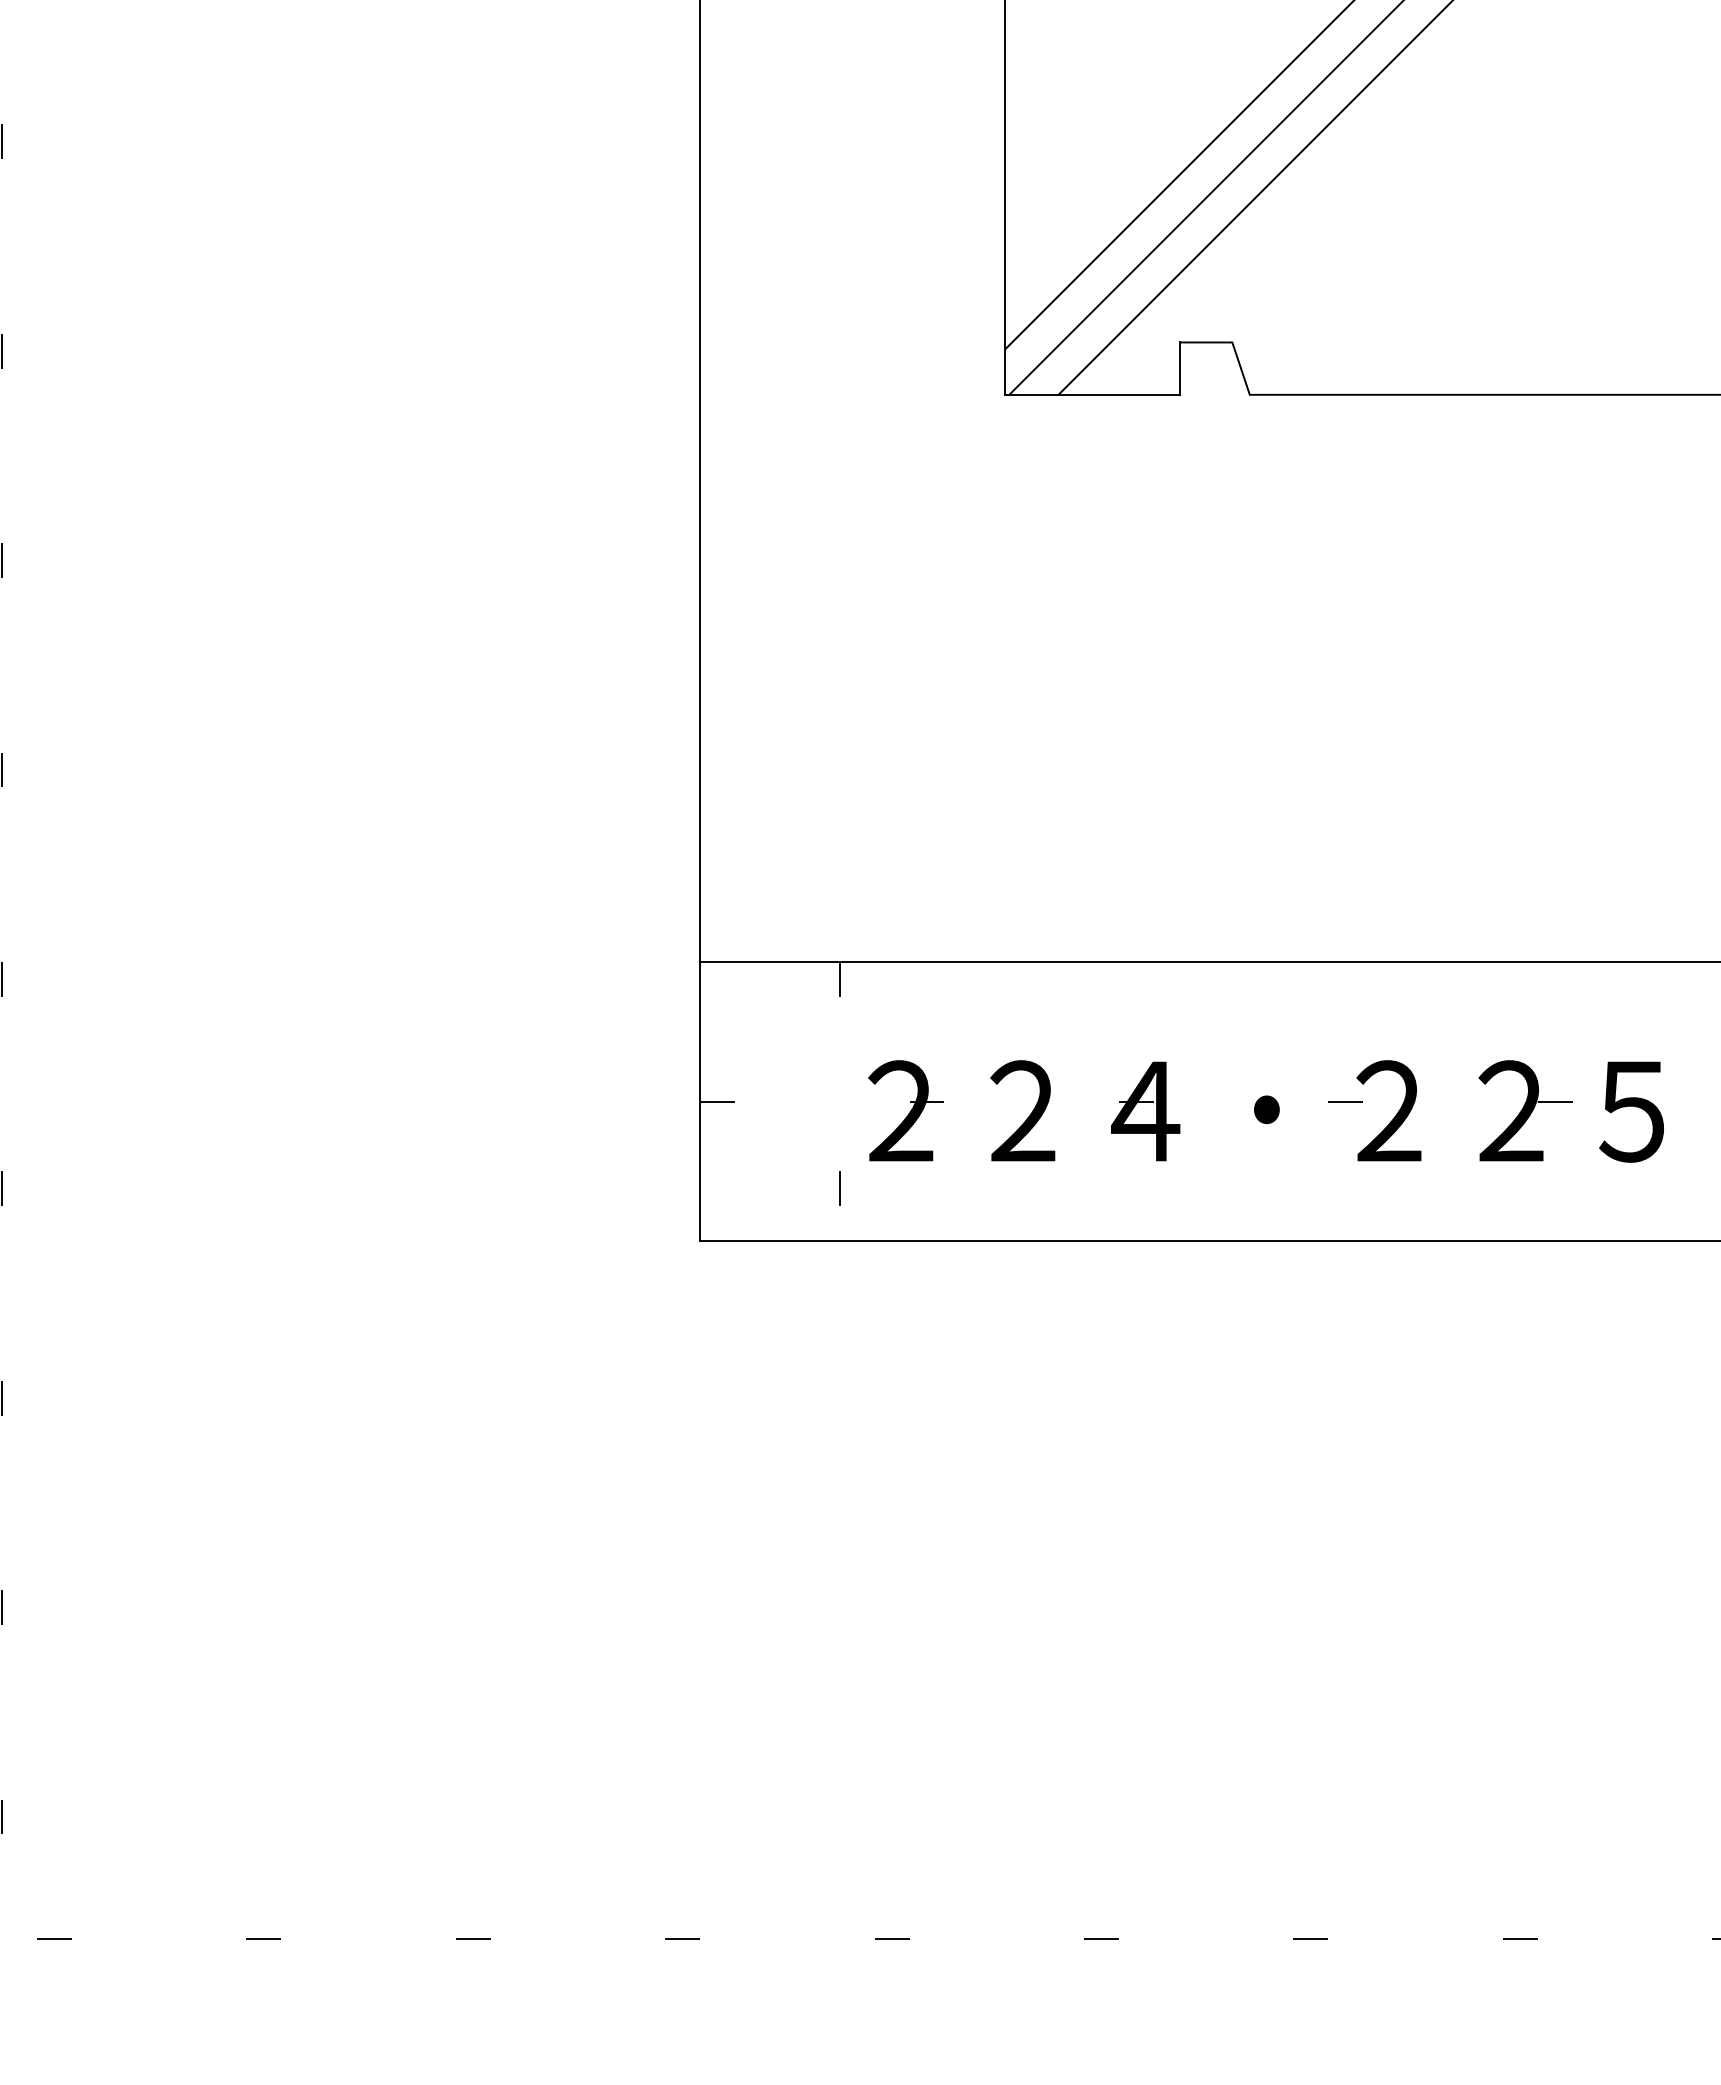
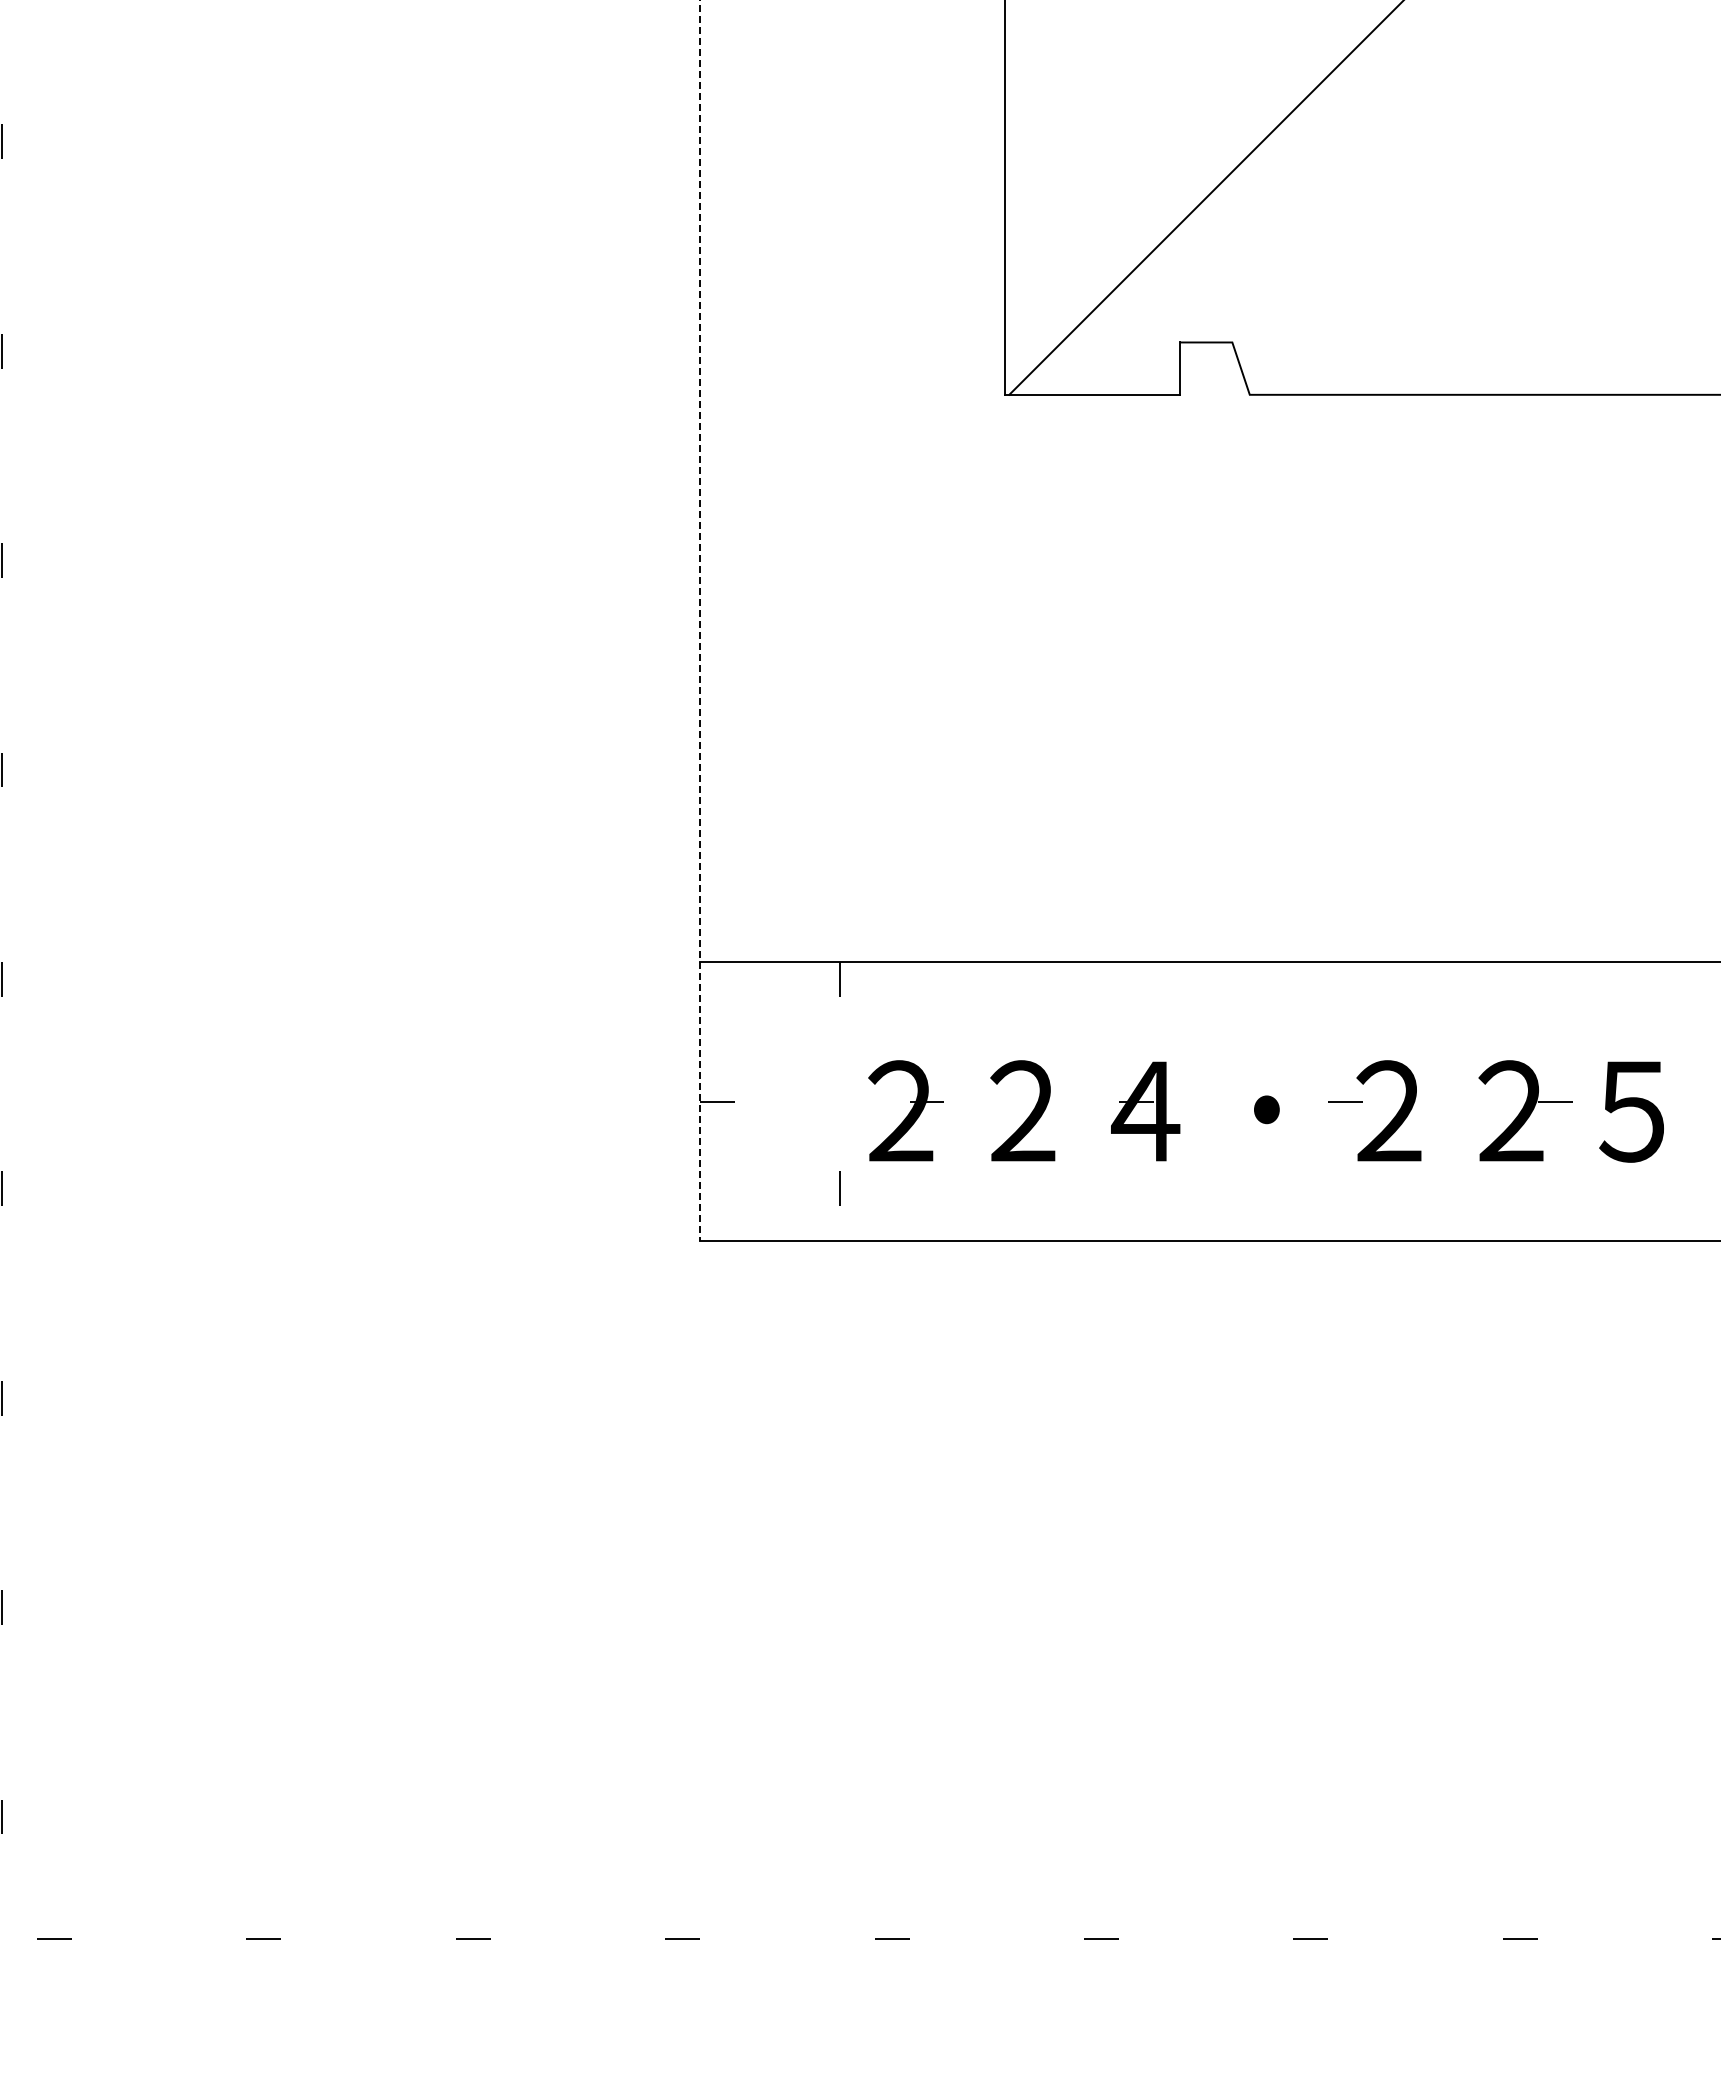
line: present -> none (1178, 175)
line: present -> none (1254, 198)
line: solid -> dashed (700, 621)
